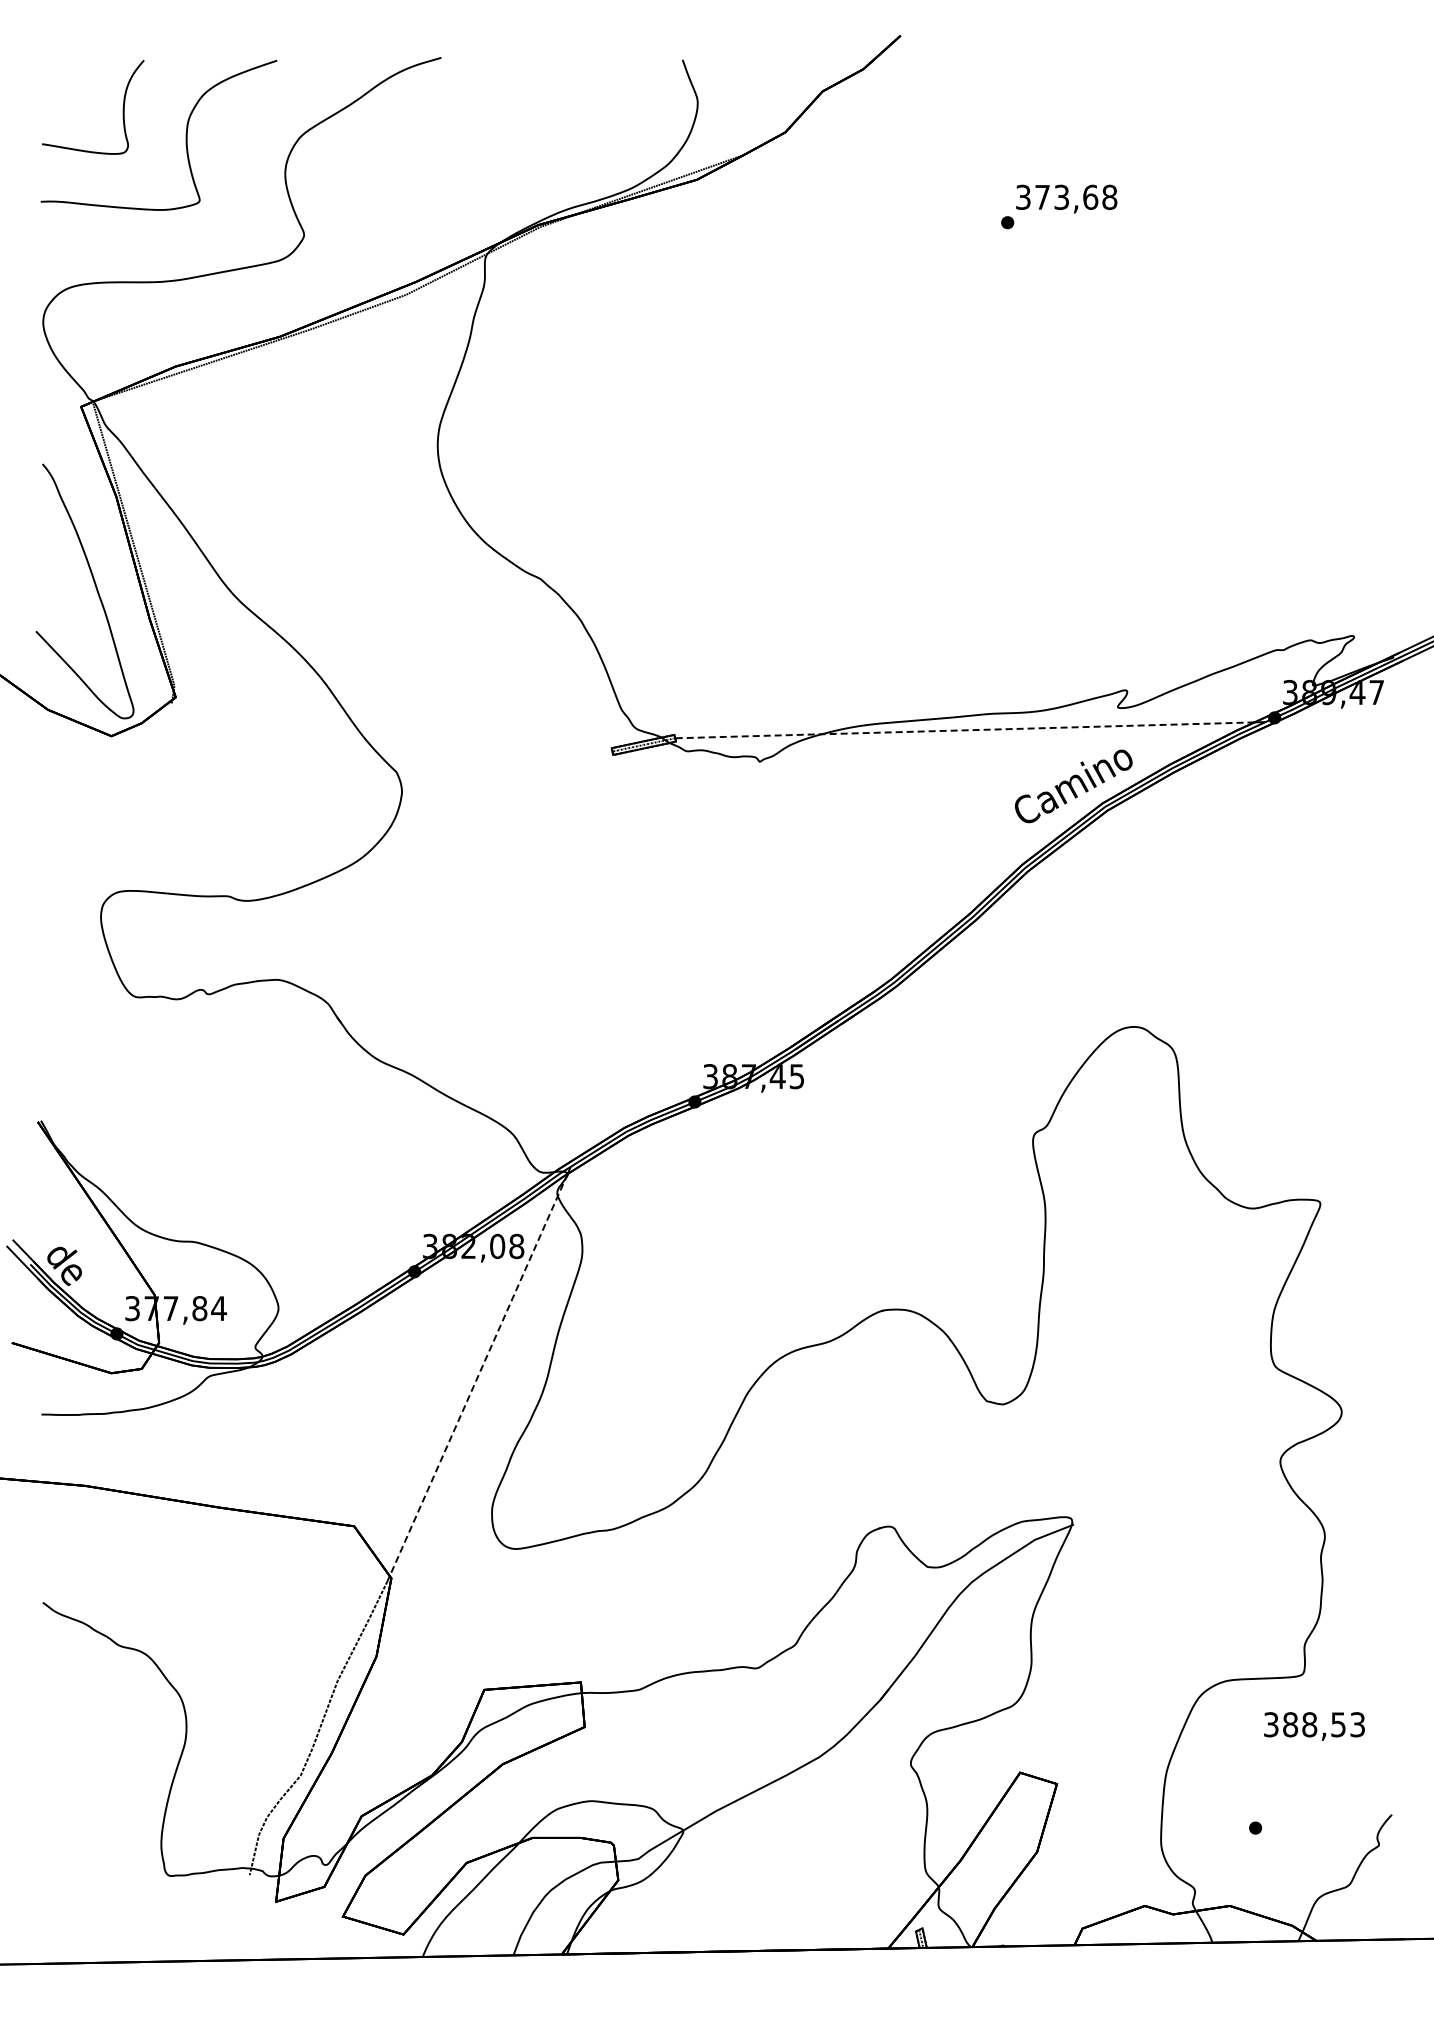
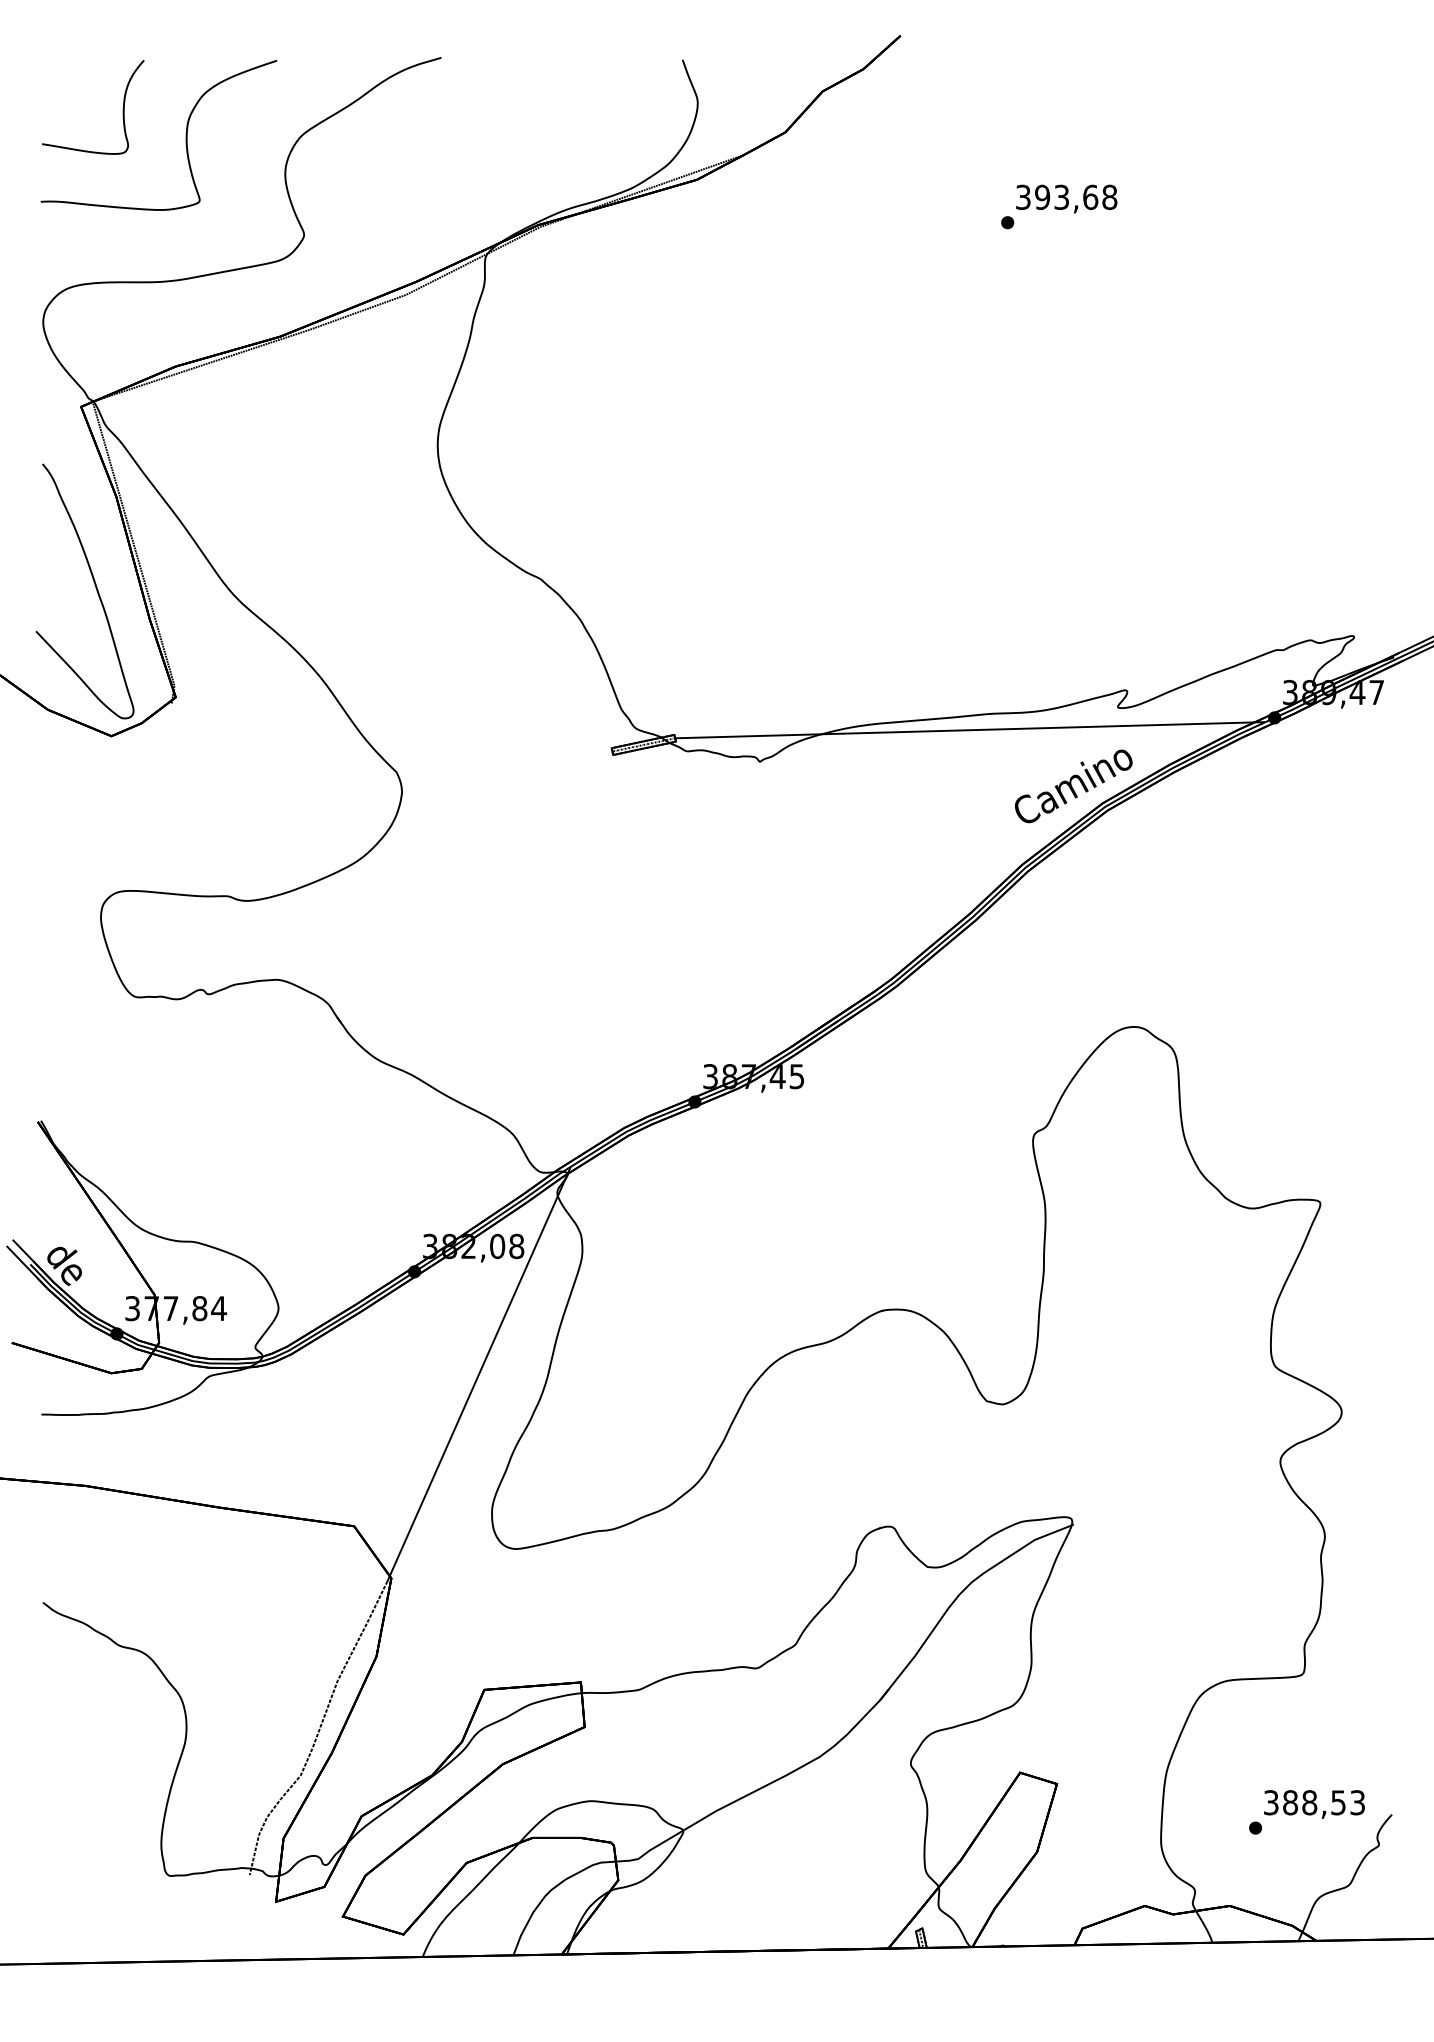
text: 373,68 -> 393,68 (1042, 196)
line: dashed -> solid (964, 730)
line: dashed -> solid (477, 1377)
text position: (1314, 1726) -> (1314, 1804) (1314, 1804)
